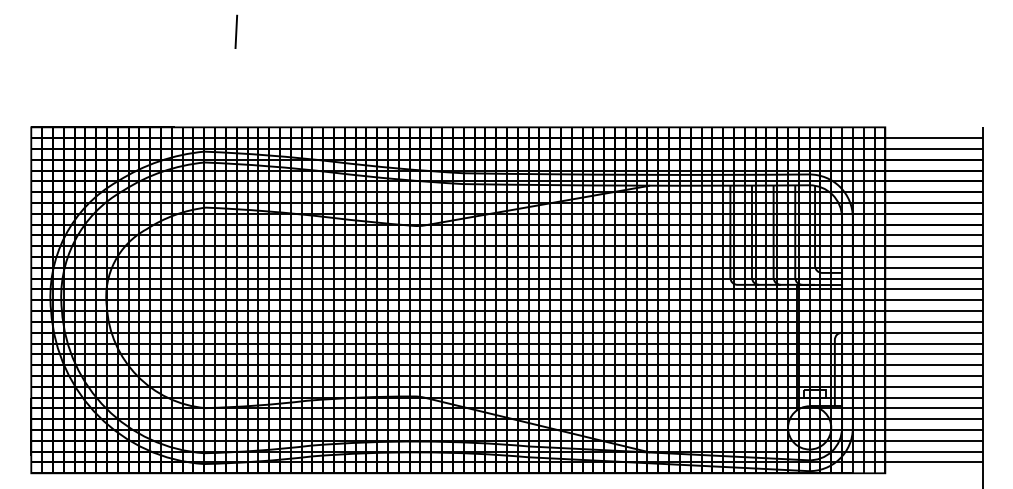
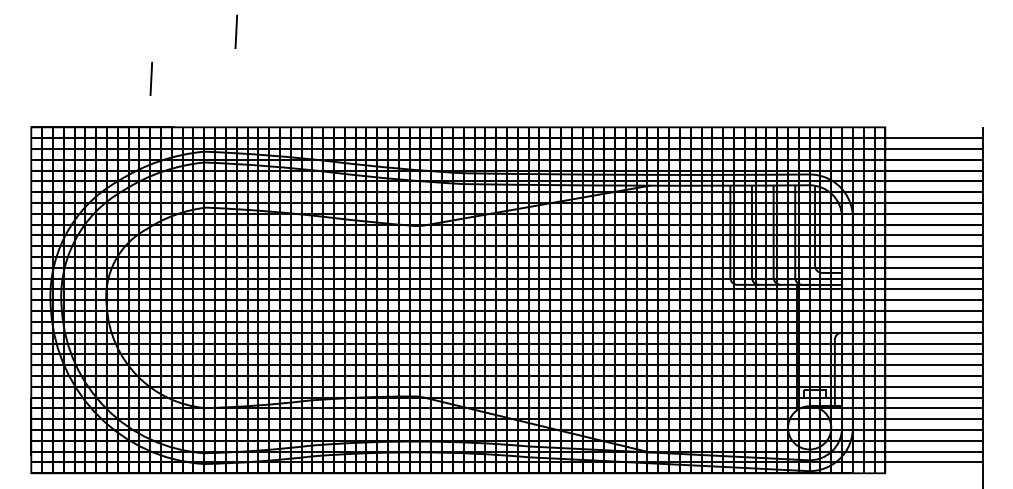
line: none -> present (151, 78)
